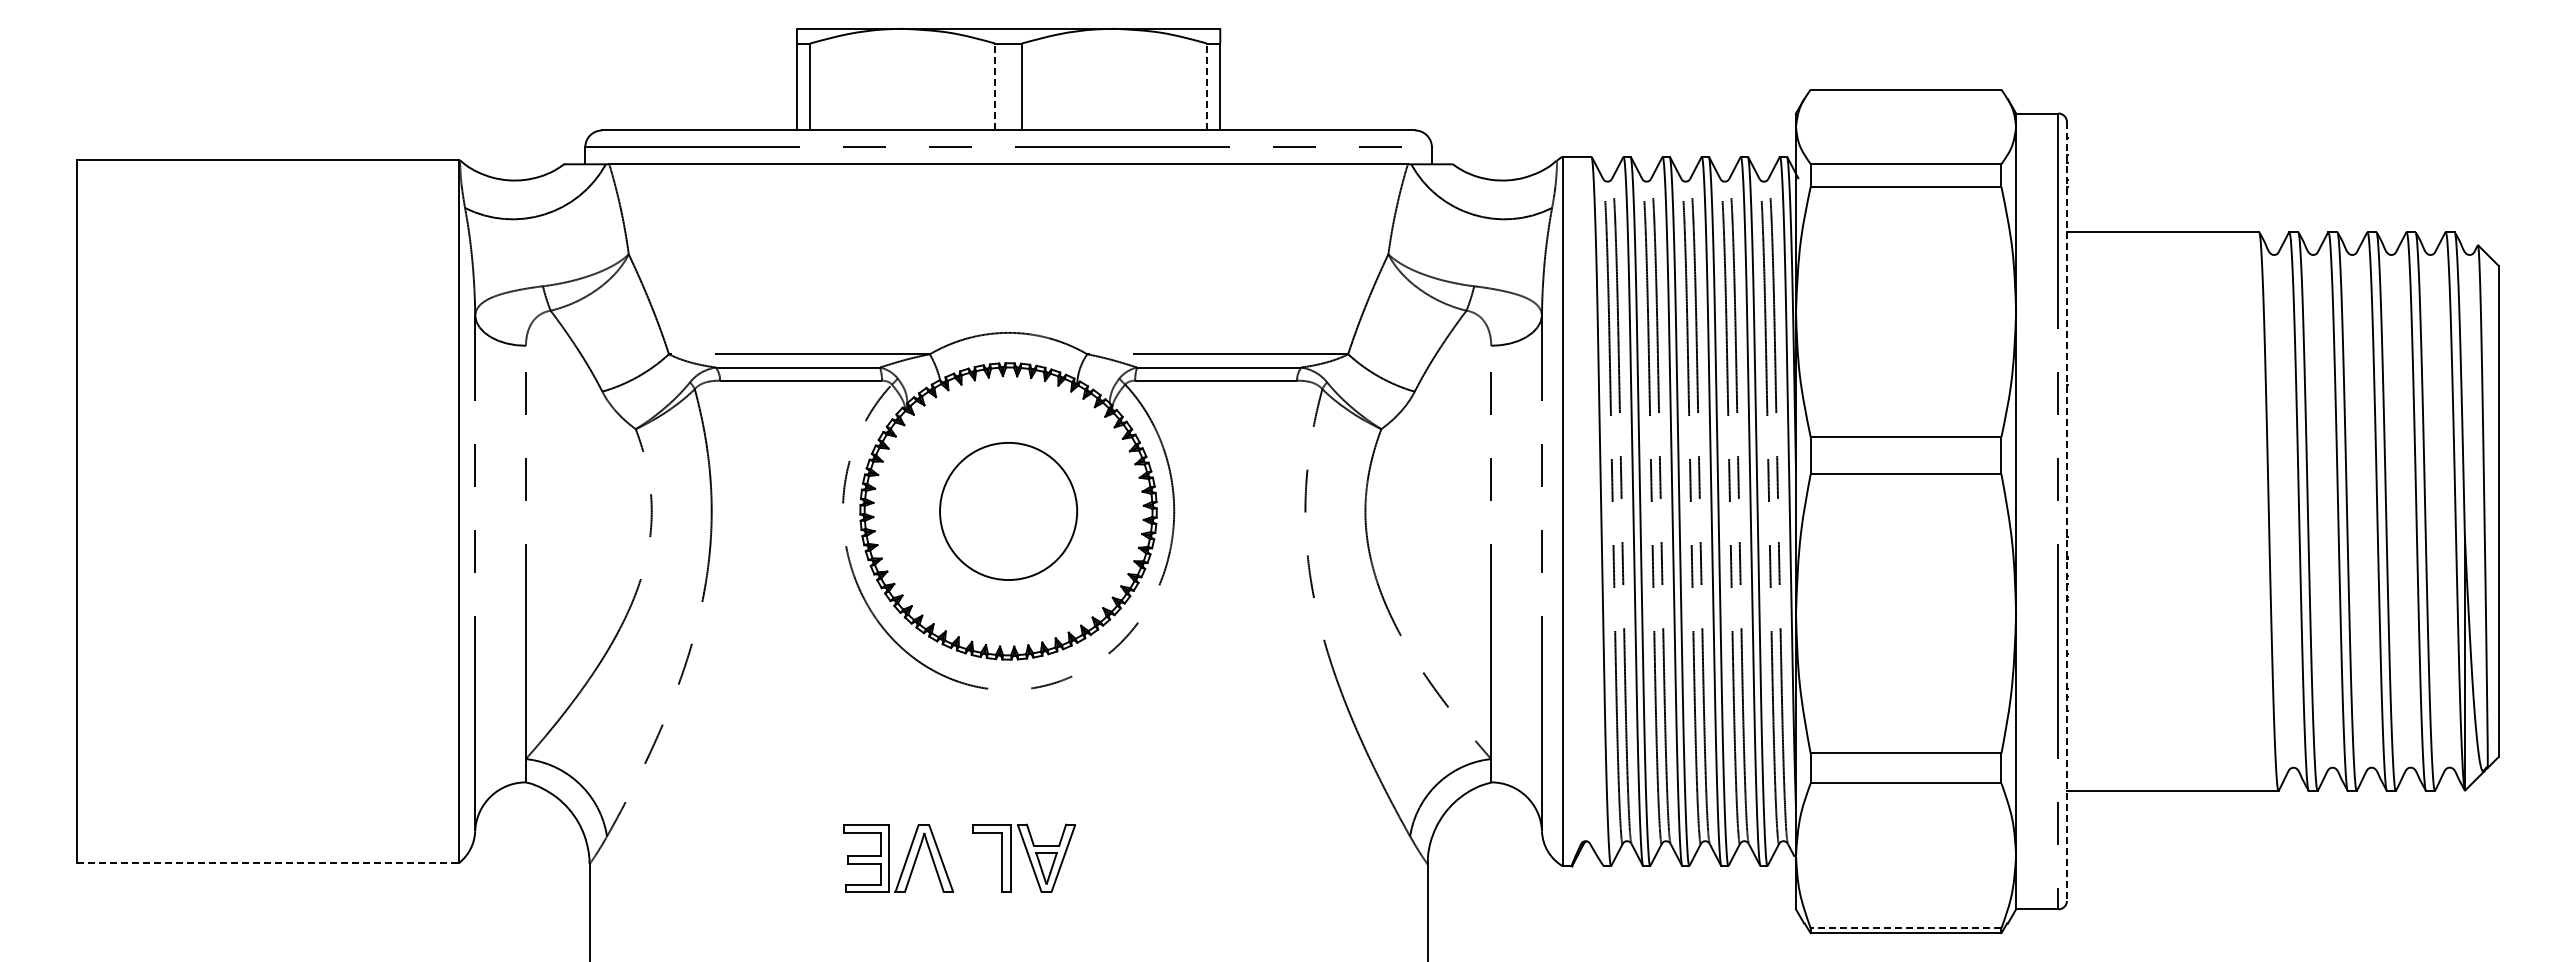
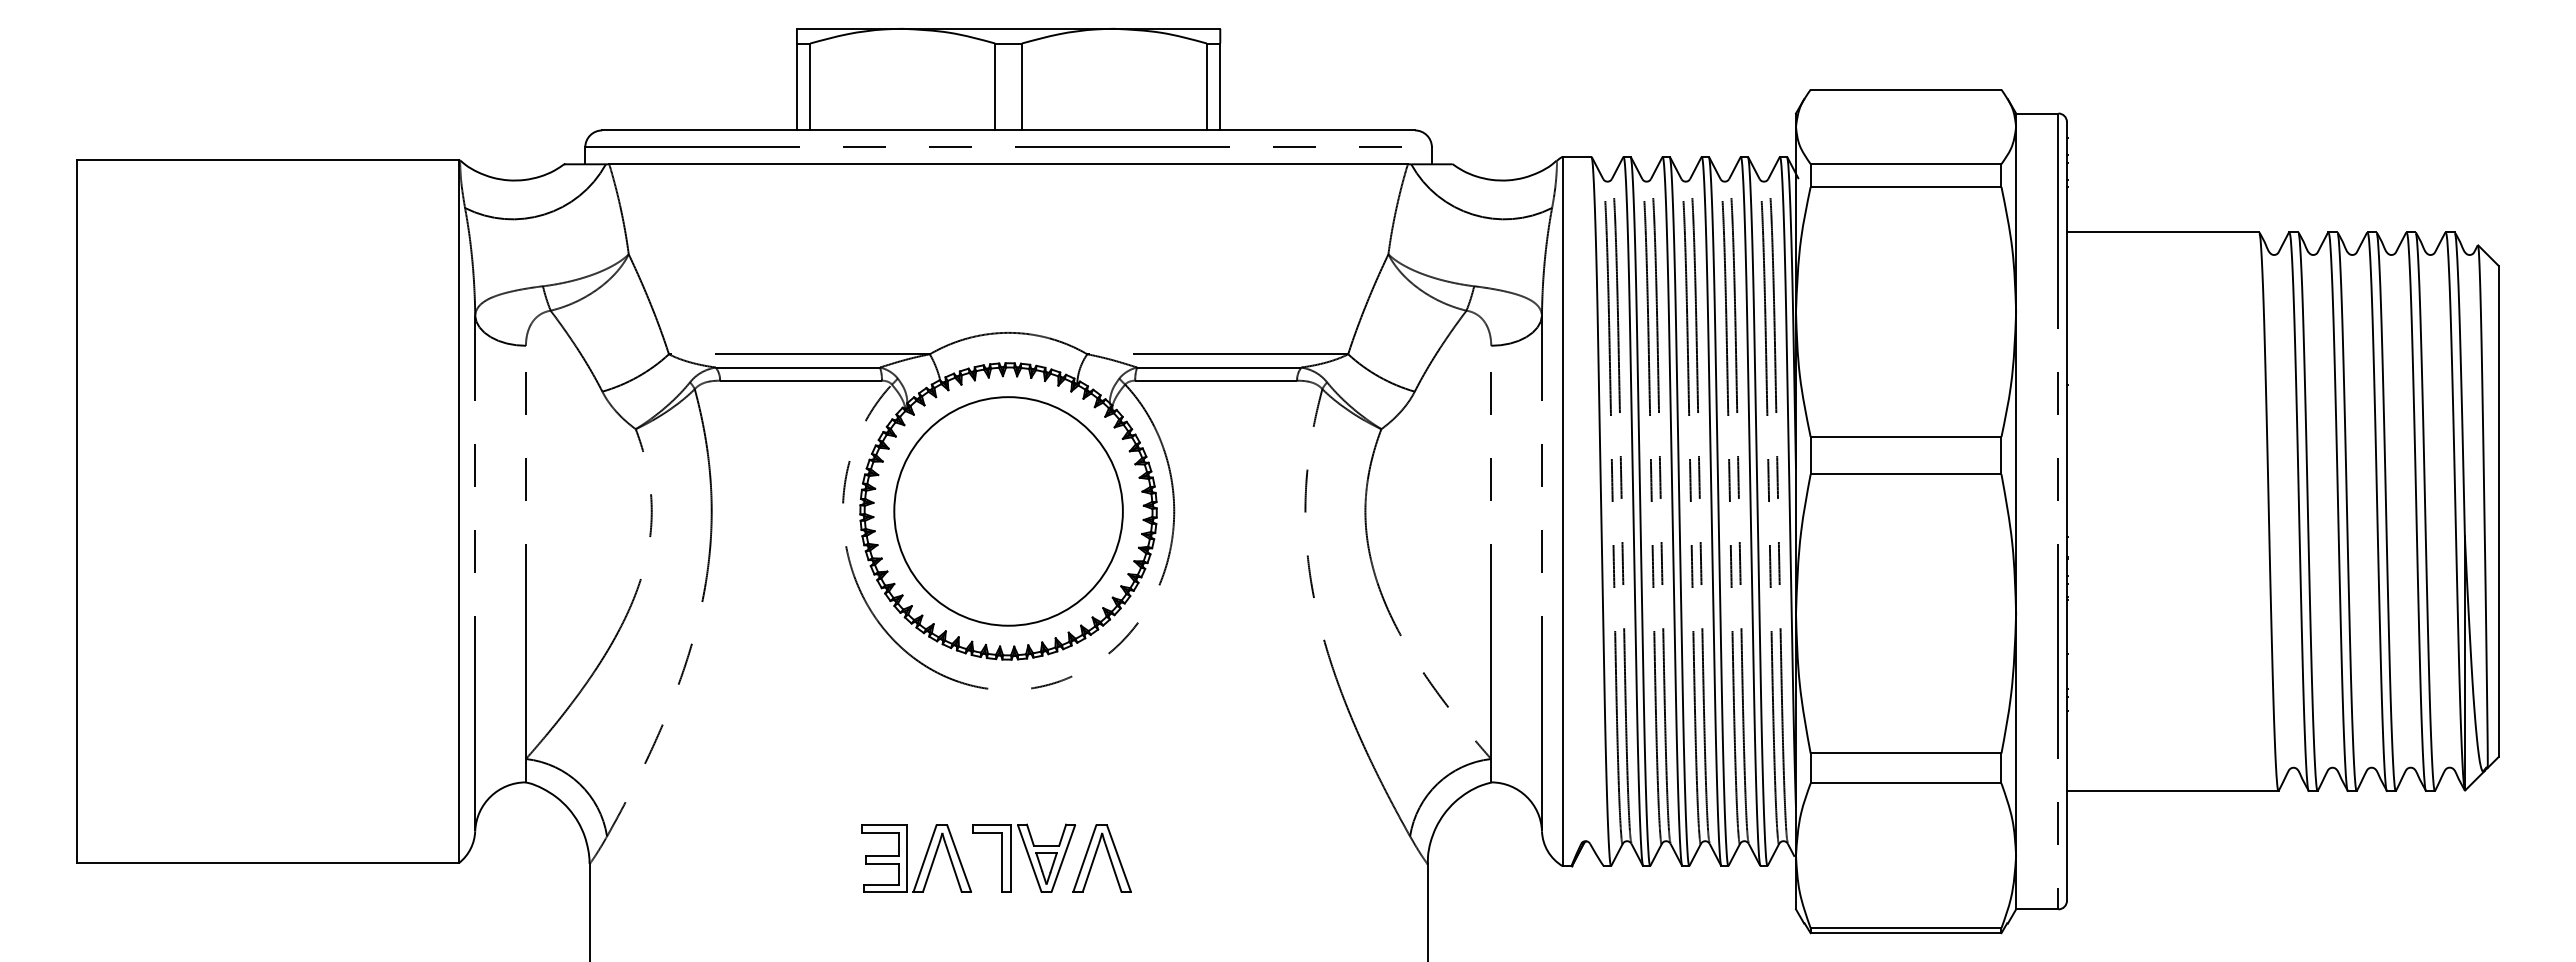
line: dashed -> solid (995, 86)
line: dashed -> solid (1206, 86)
circle diameter: 137 px -> 229 px (1008, 511)
line: dashed -> solid (2066, 511)
part: none -> present (1095, 857)
part position: (905, 859) -> (923, 859) (923, 859)
line: dashed -> solid (268, 862)
line: dashed -> solid (1905, 928)
